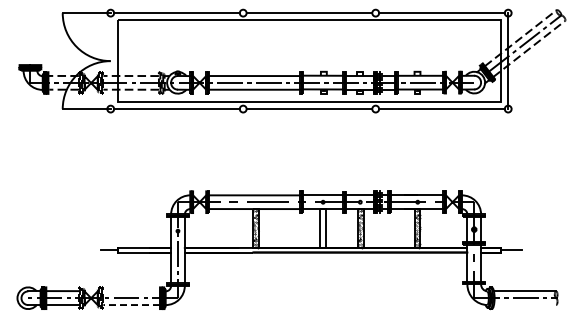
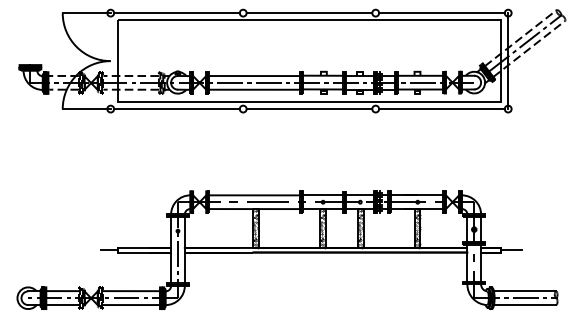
hatch: none -> present (323, 228)
line: none -> present (131, 291)
line: dashed -> solid (131, 305)
line: none -> present (524, 305)
